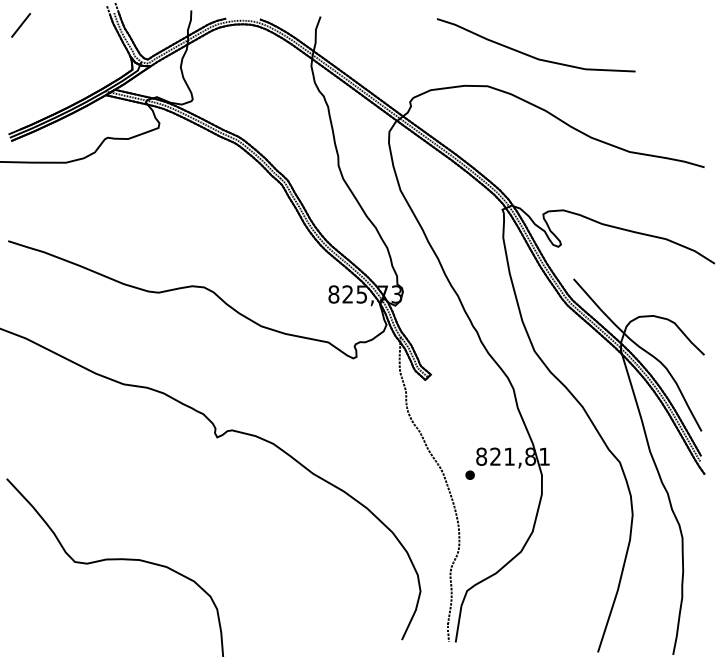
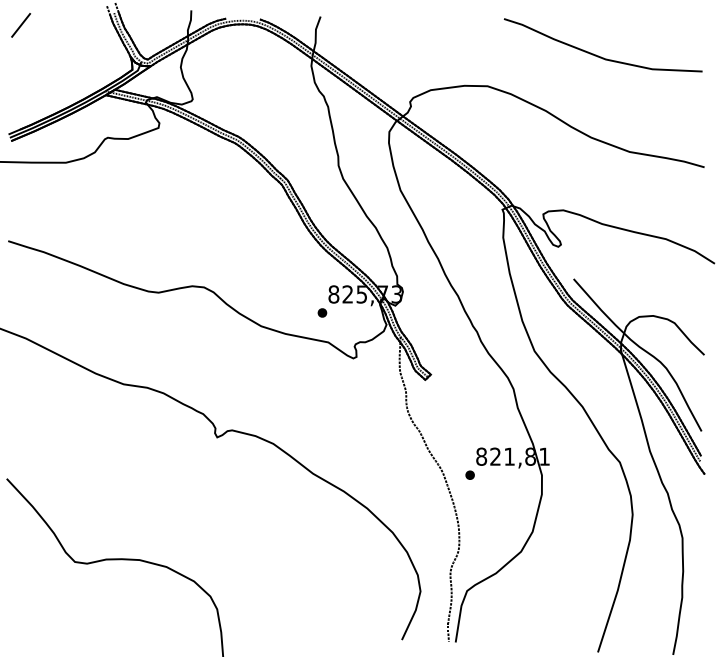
curve position: (531, 55) -> (598, 55) (598, 55)
part: none -> present (322, 312)
